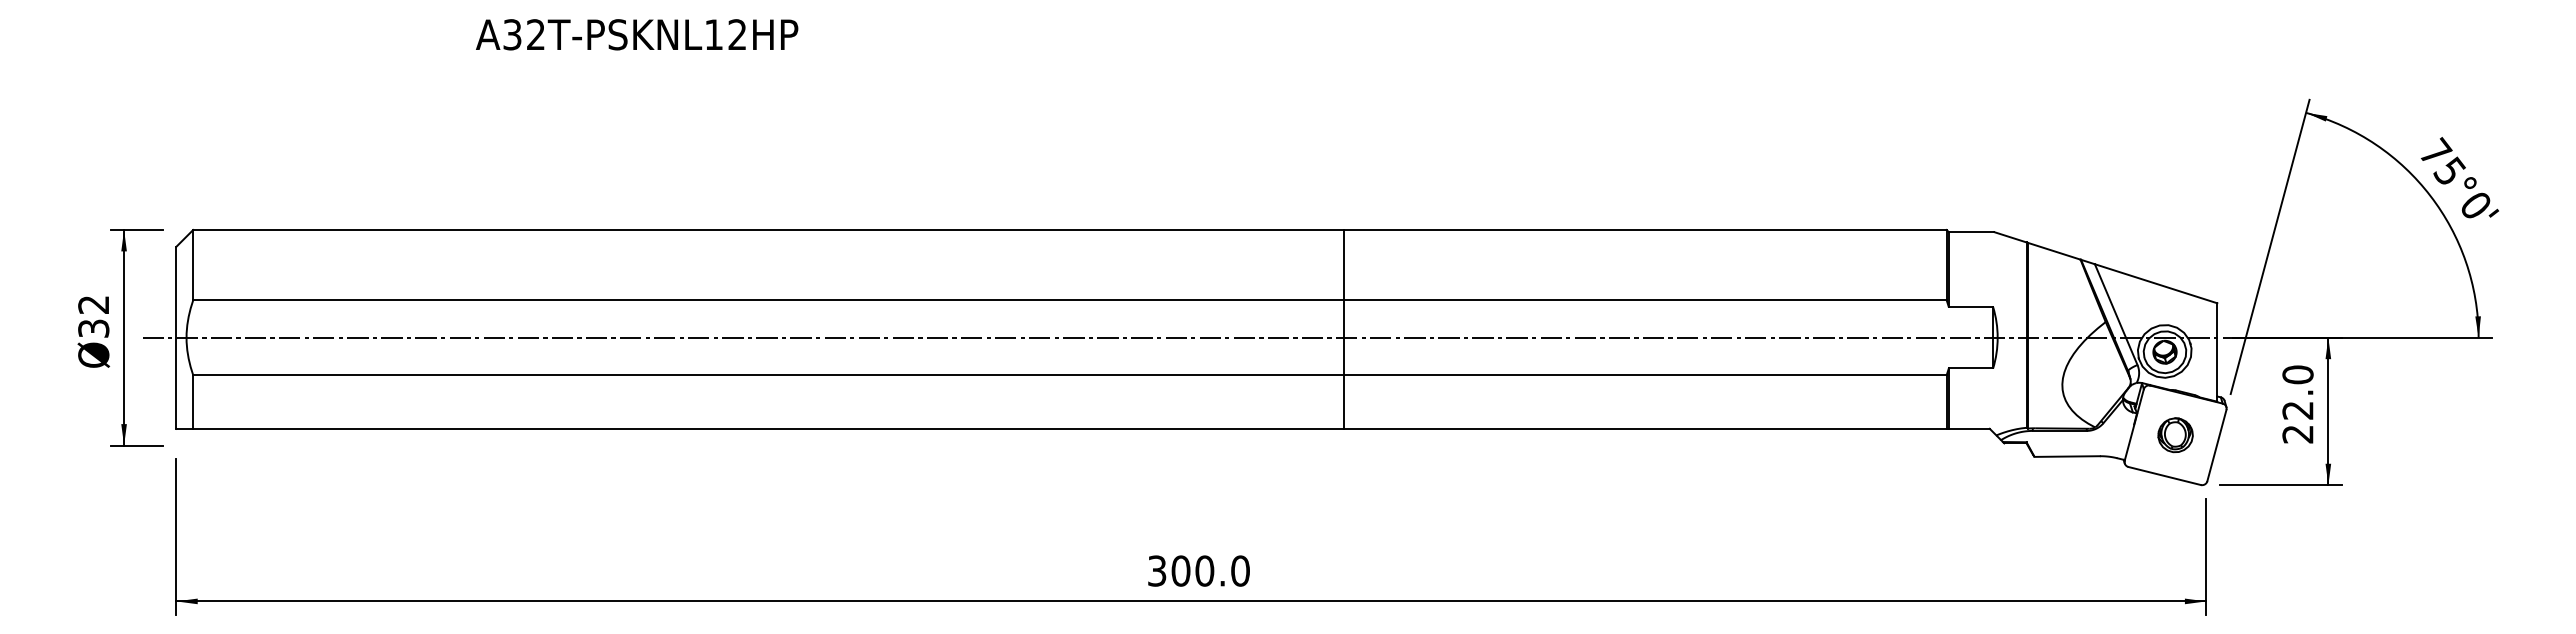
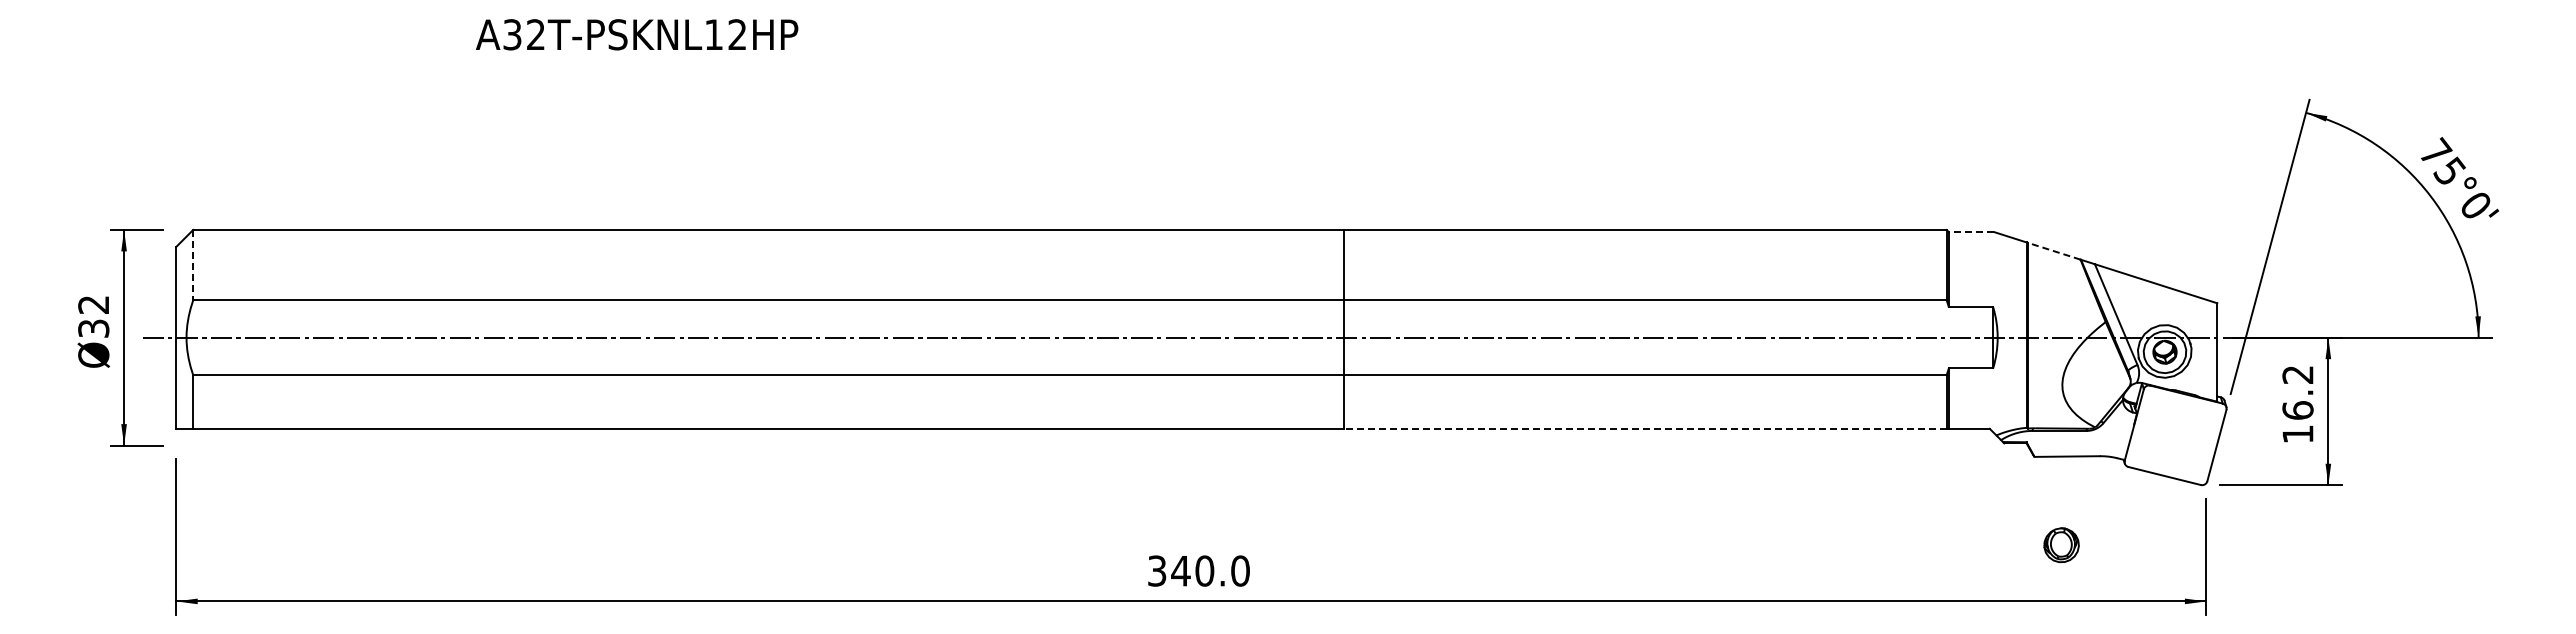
line: solid -> dashed (1971, 232)
line: solid -> dashed (2053, 251)
line: solid -> dashed (193, 265)
text: 22.0 -> 16.2 (2297, 404)
line: solid -> dashed (1645, 428)
part position: (2175, 435) -> (2061, 545) (2061, 545)
text: 300.0 -> 340.0 (1180, 570)
